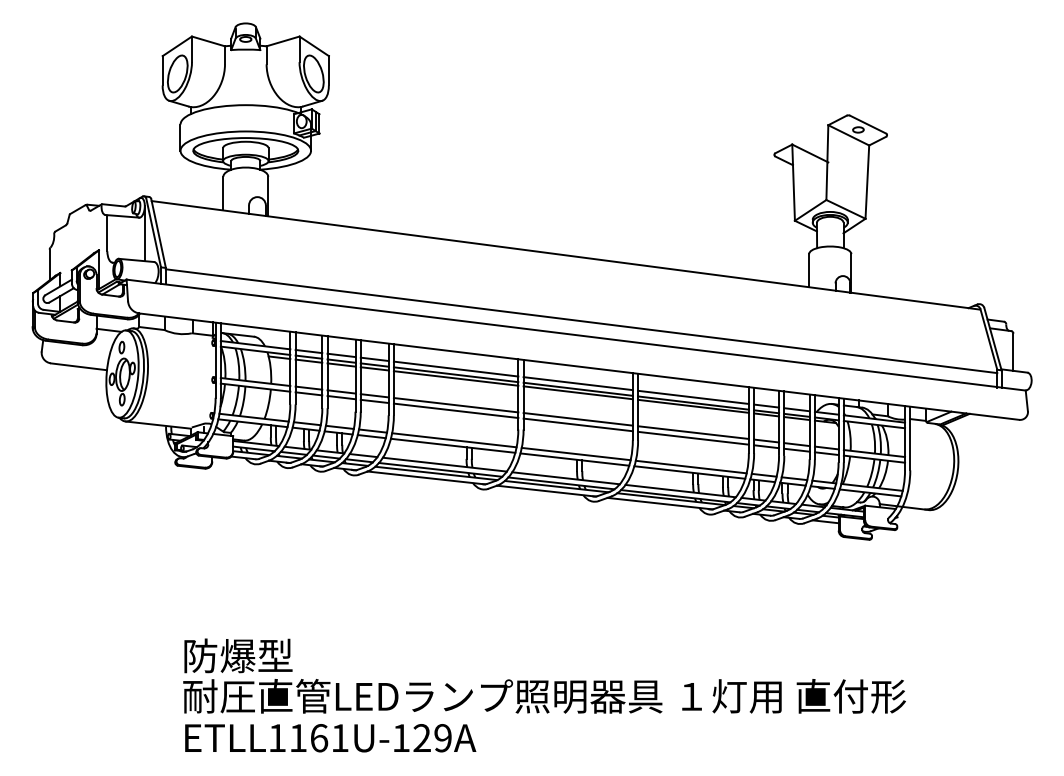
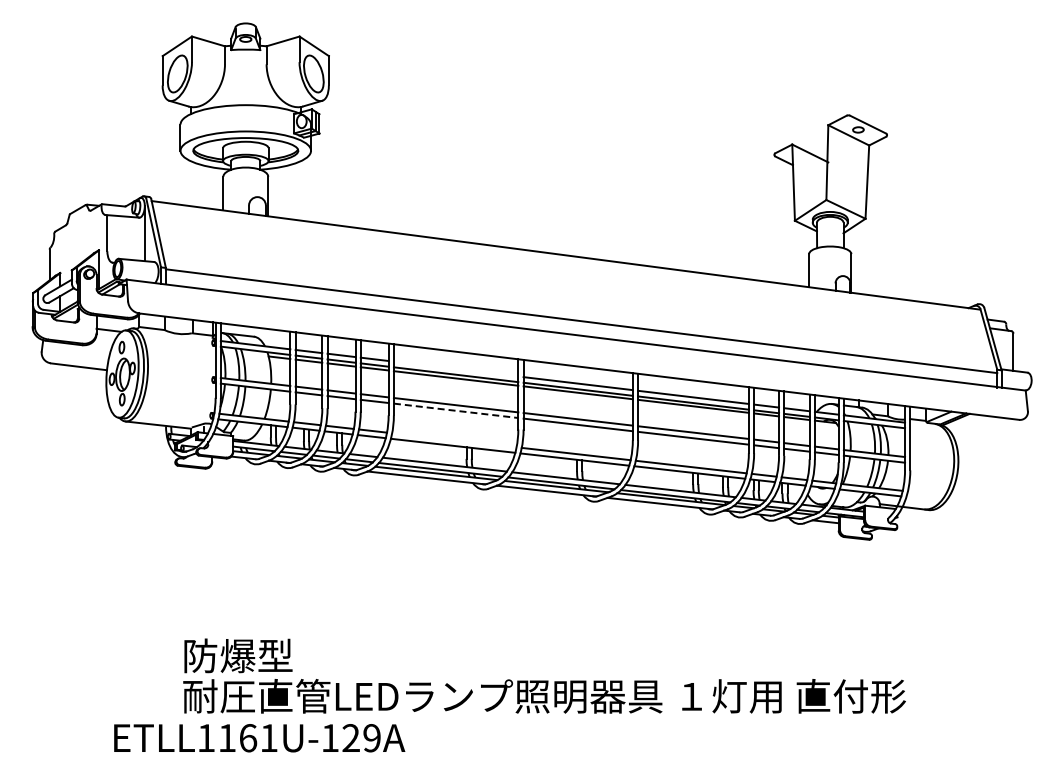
line: present -> none (455, 368)
line: solid -> dashed (456, 410)
line: present -> none (454, 440)
text position: (330, 738) -> (259, 738) (259, 738)
